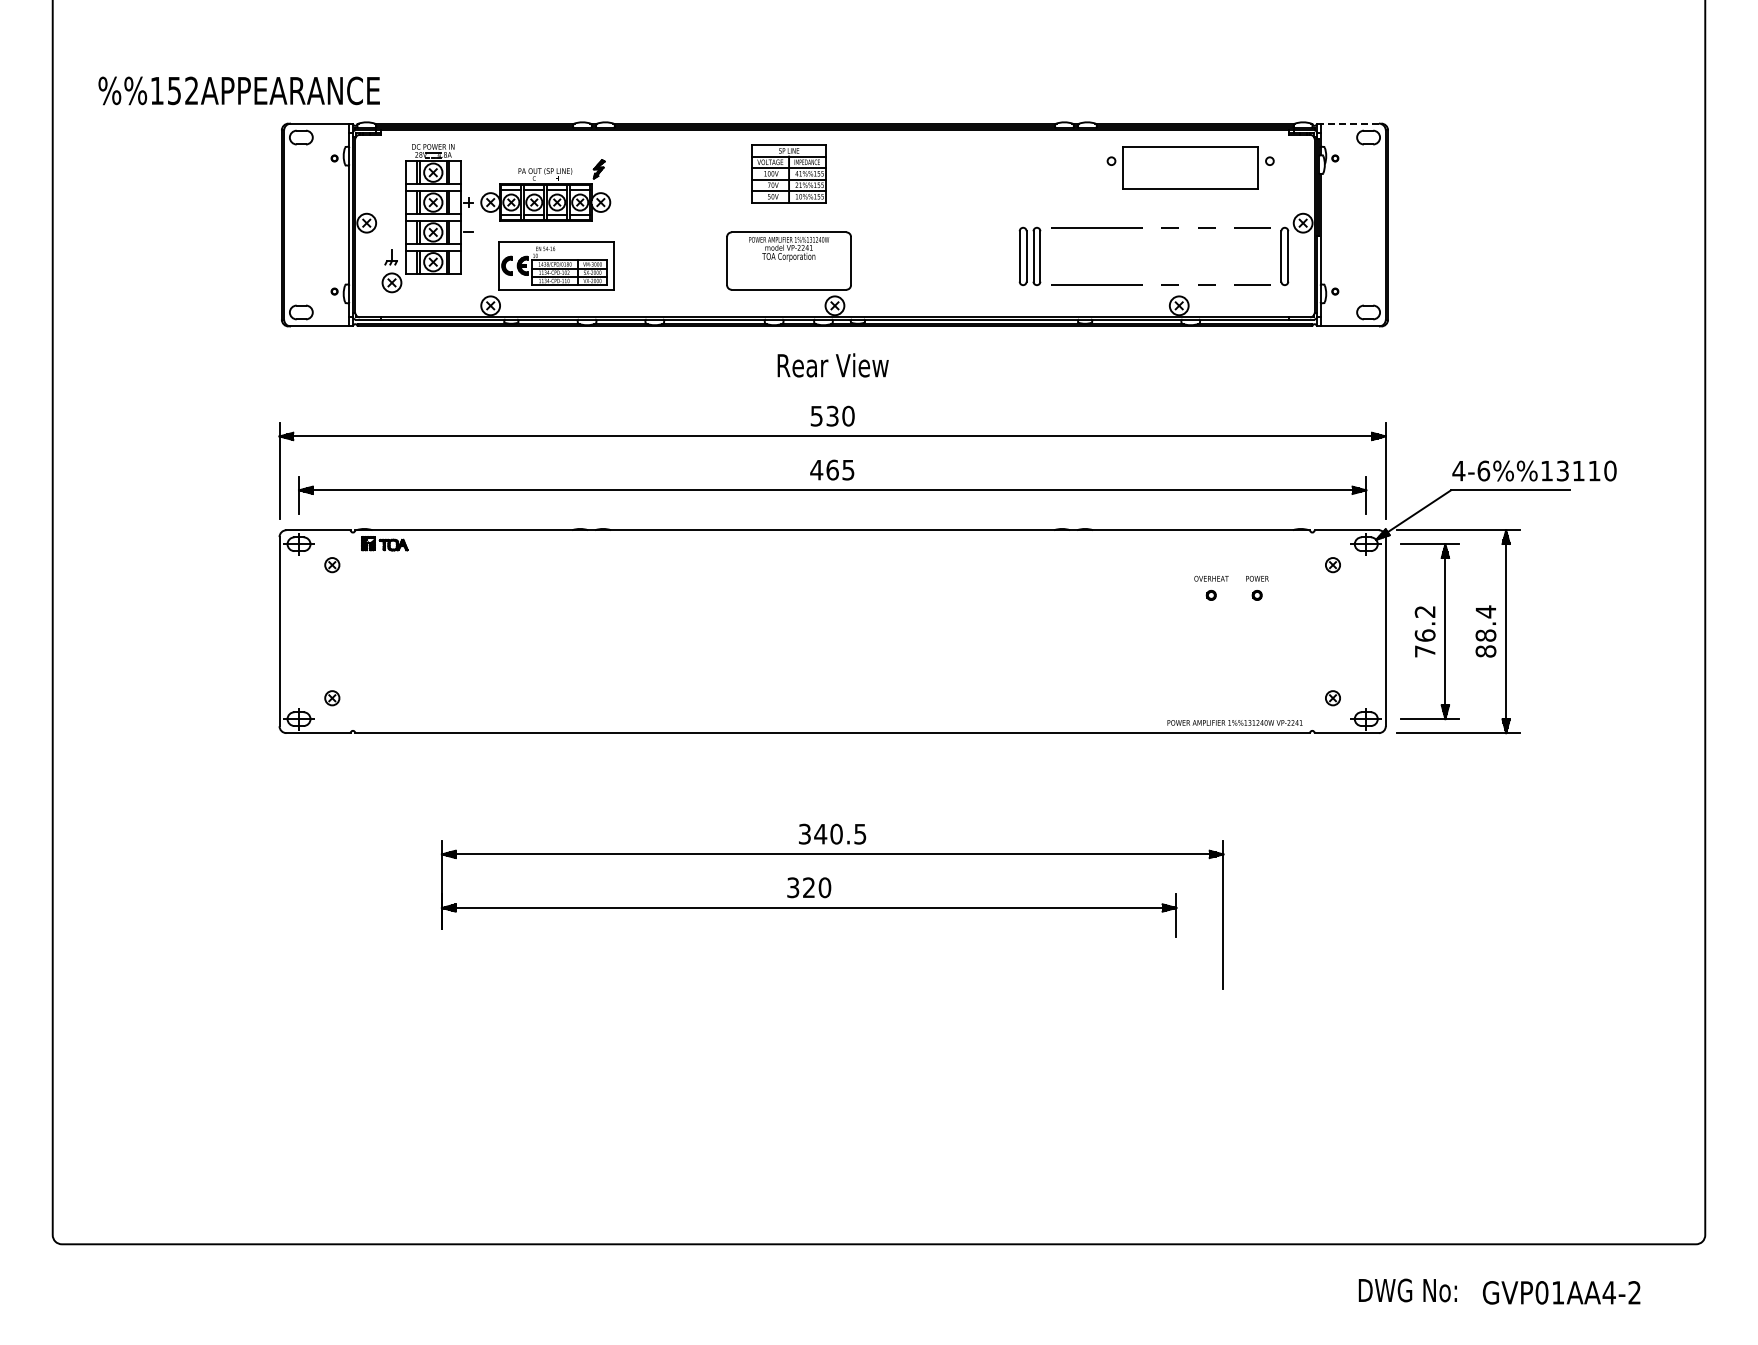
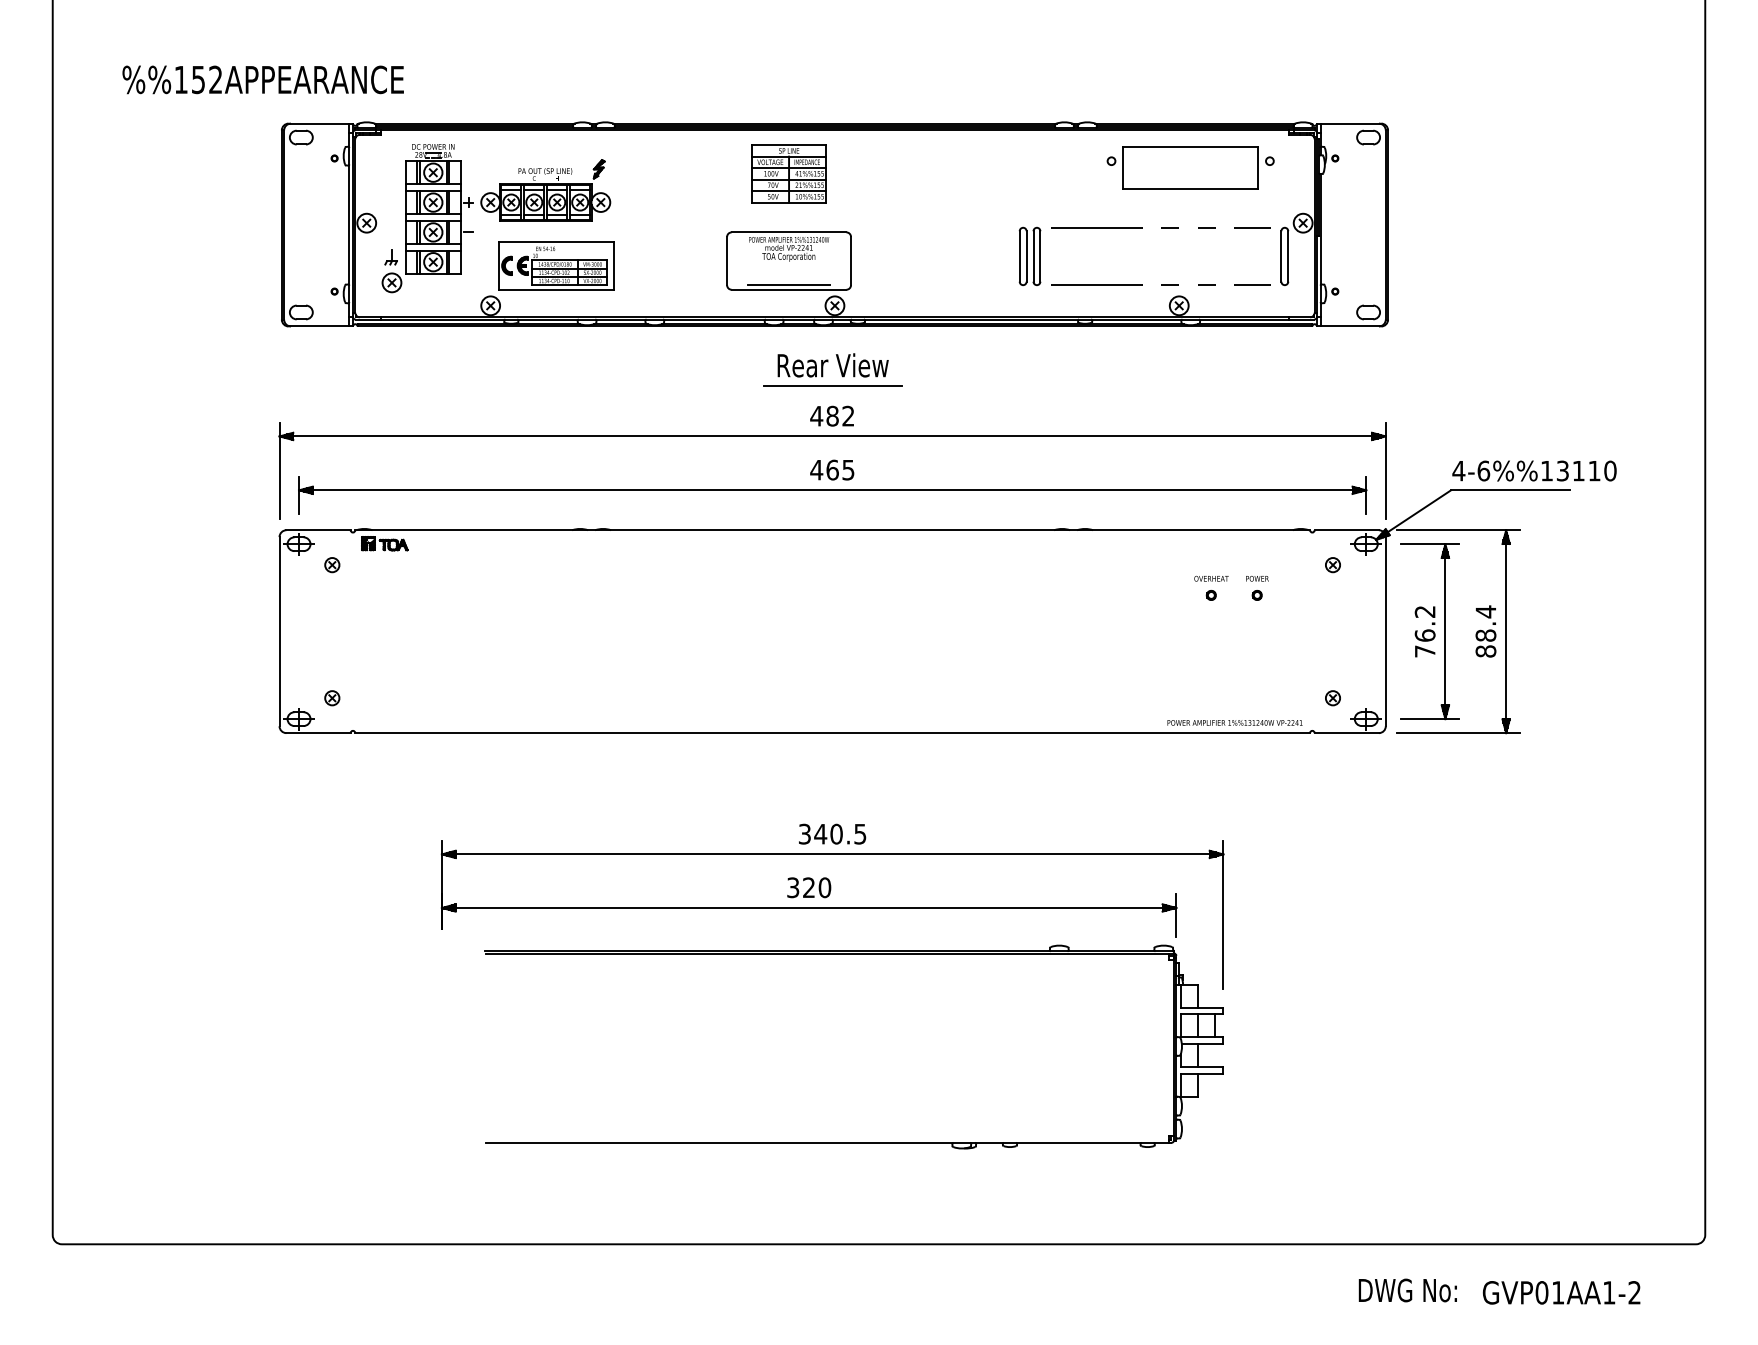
text position: (238, 90) -> (262, 79) (262, 79)
line: dashed -> solid (1349, 123)
line: none -> present (788, 285)
line: none -> present (832, 386)
text: 530 -> 482 (832, 415)
part: none -> present (853, 954)
text: GVP01AA4-2 -> GVP01AA1-2 (1608, 1292)
